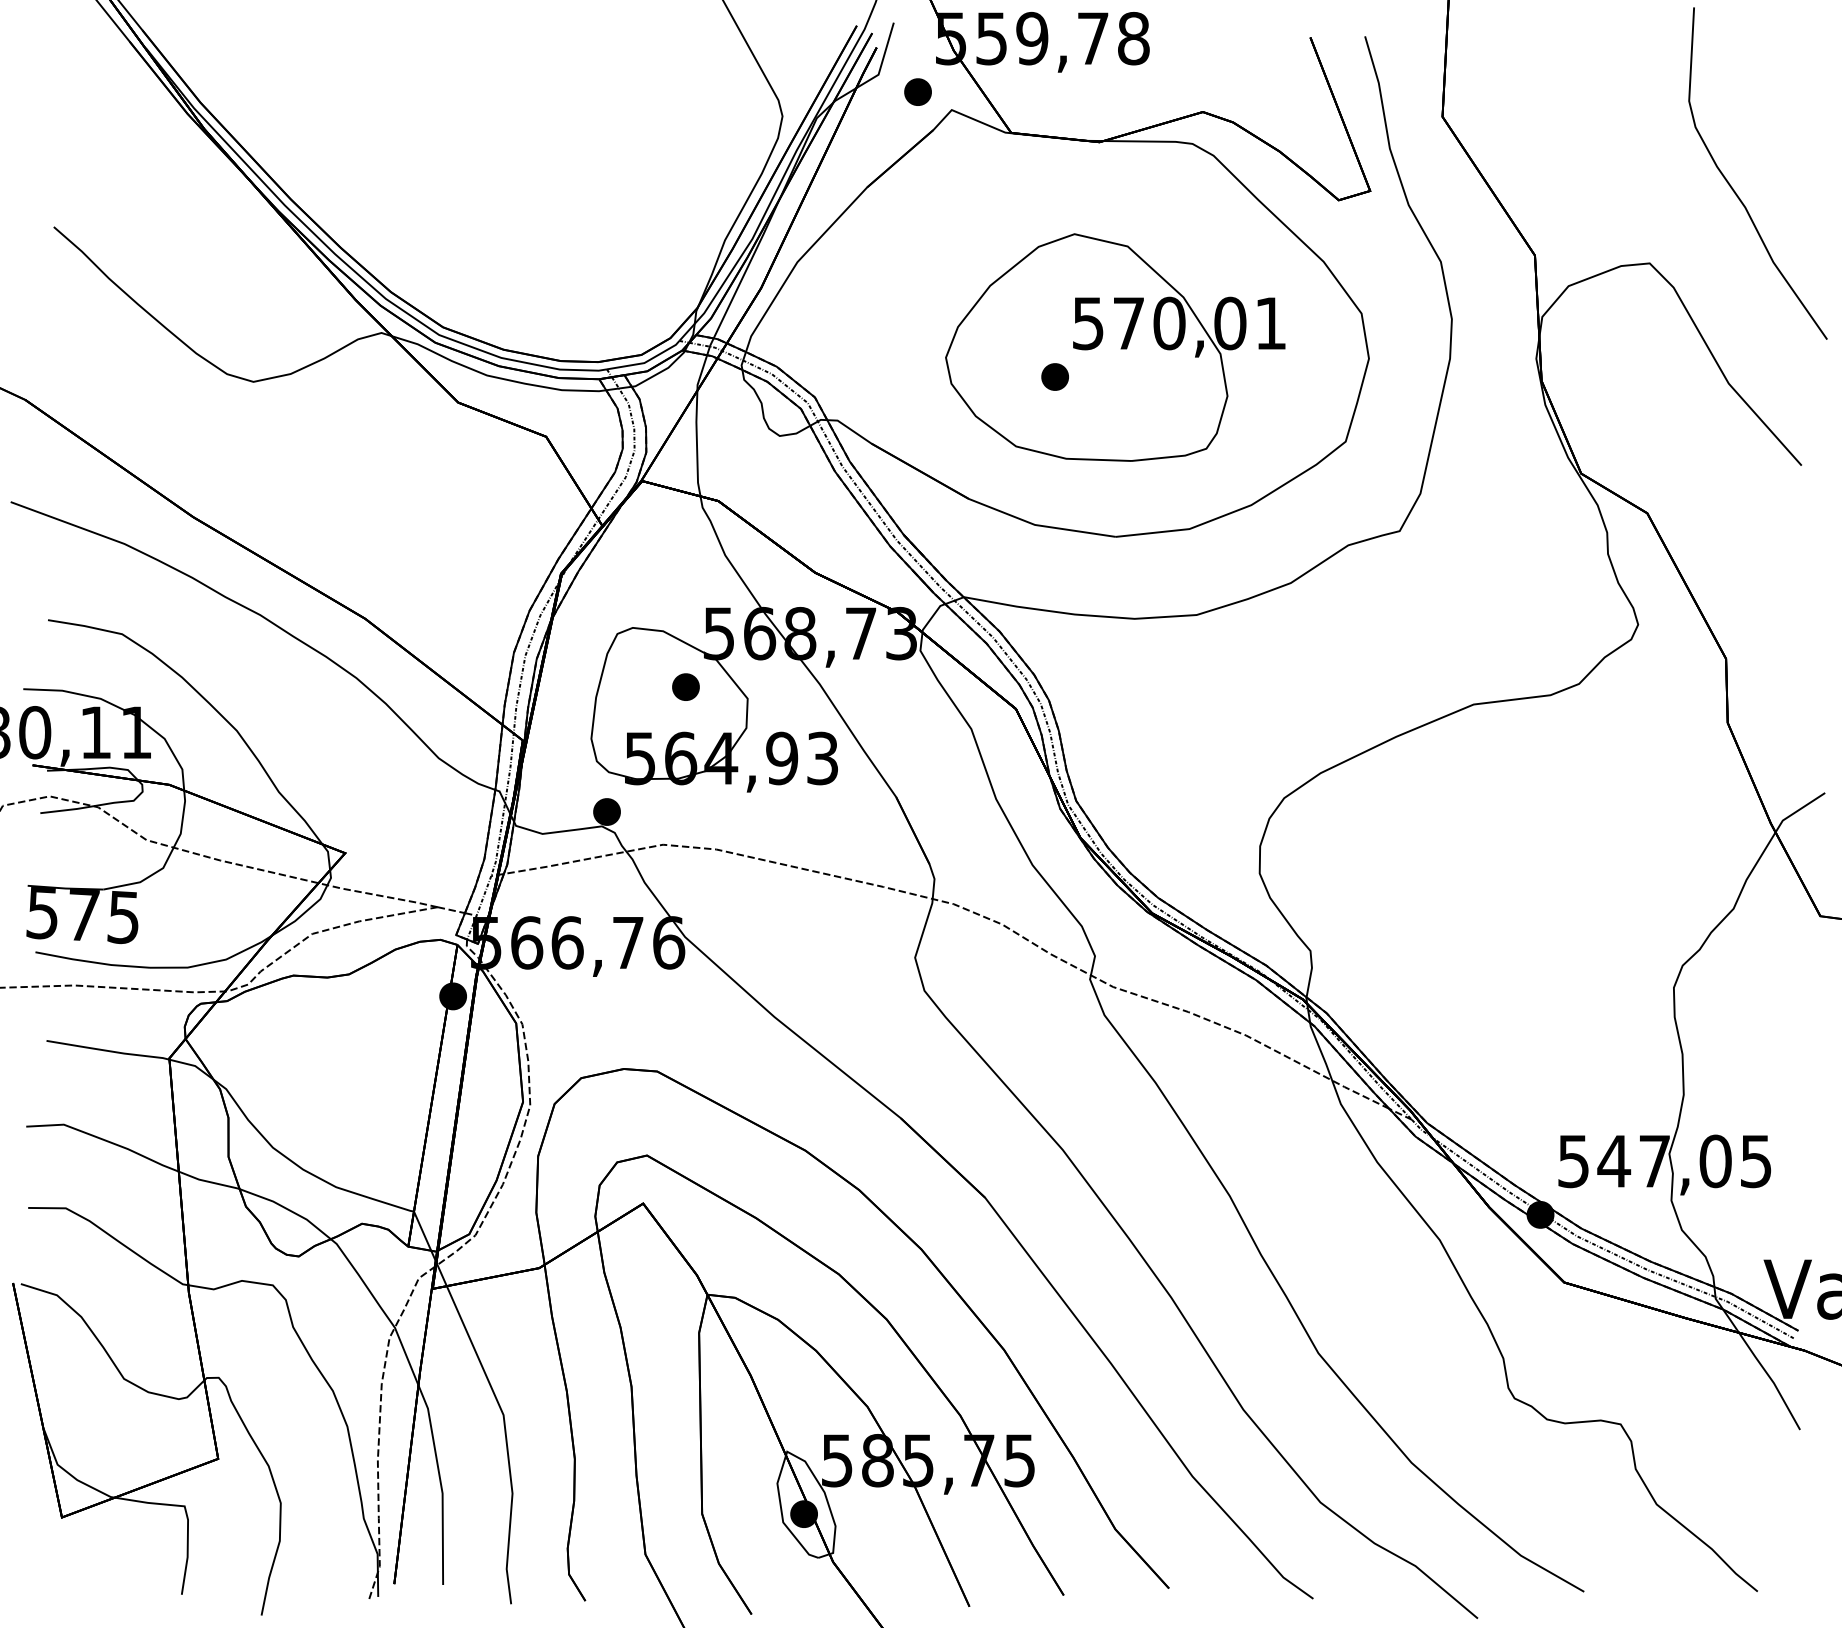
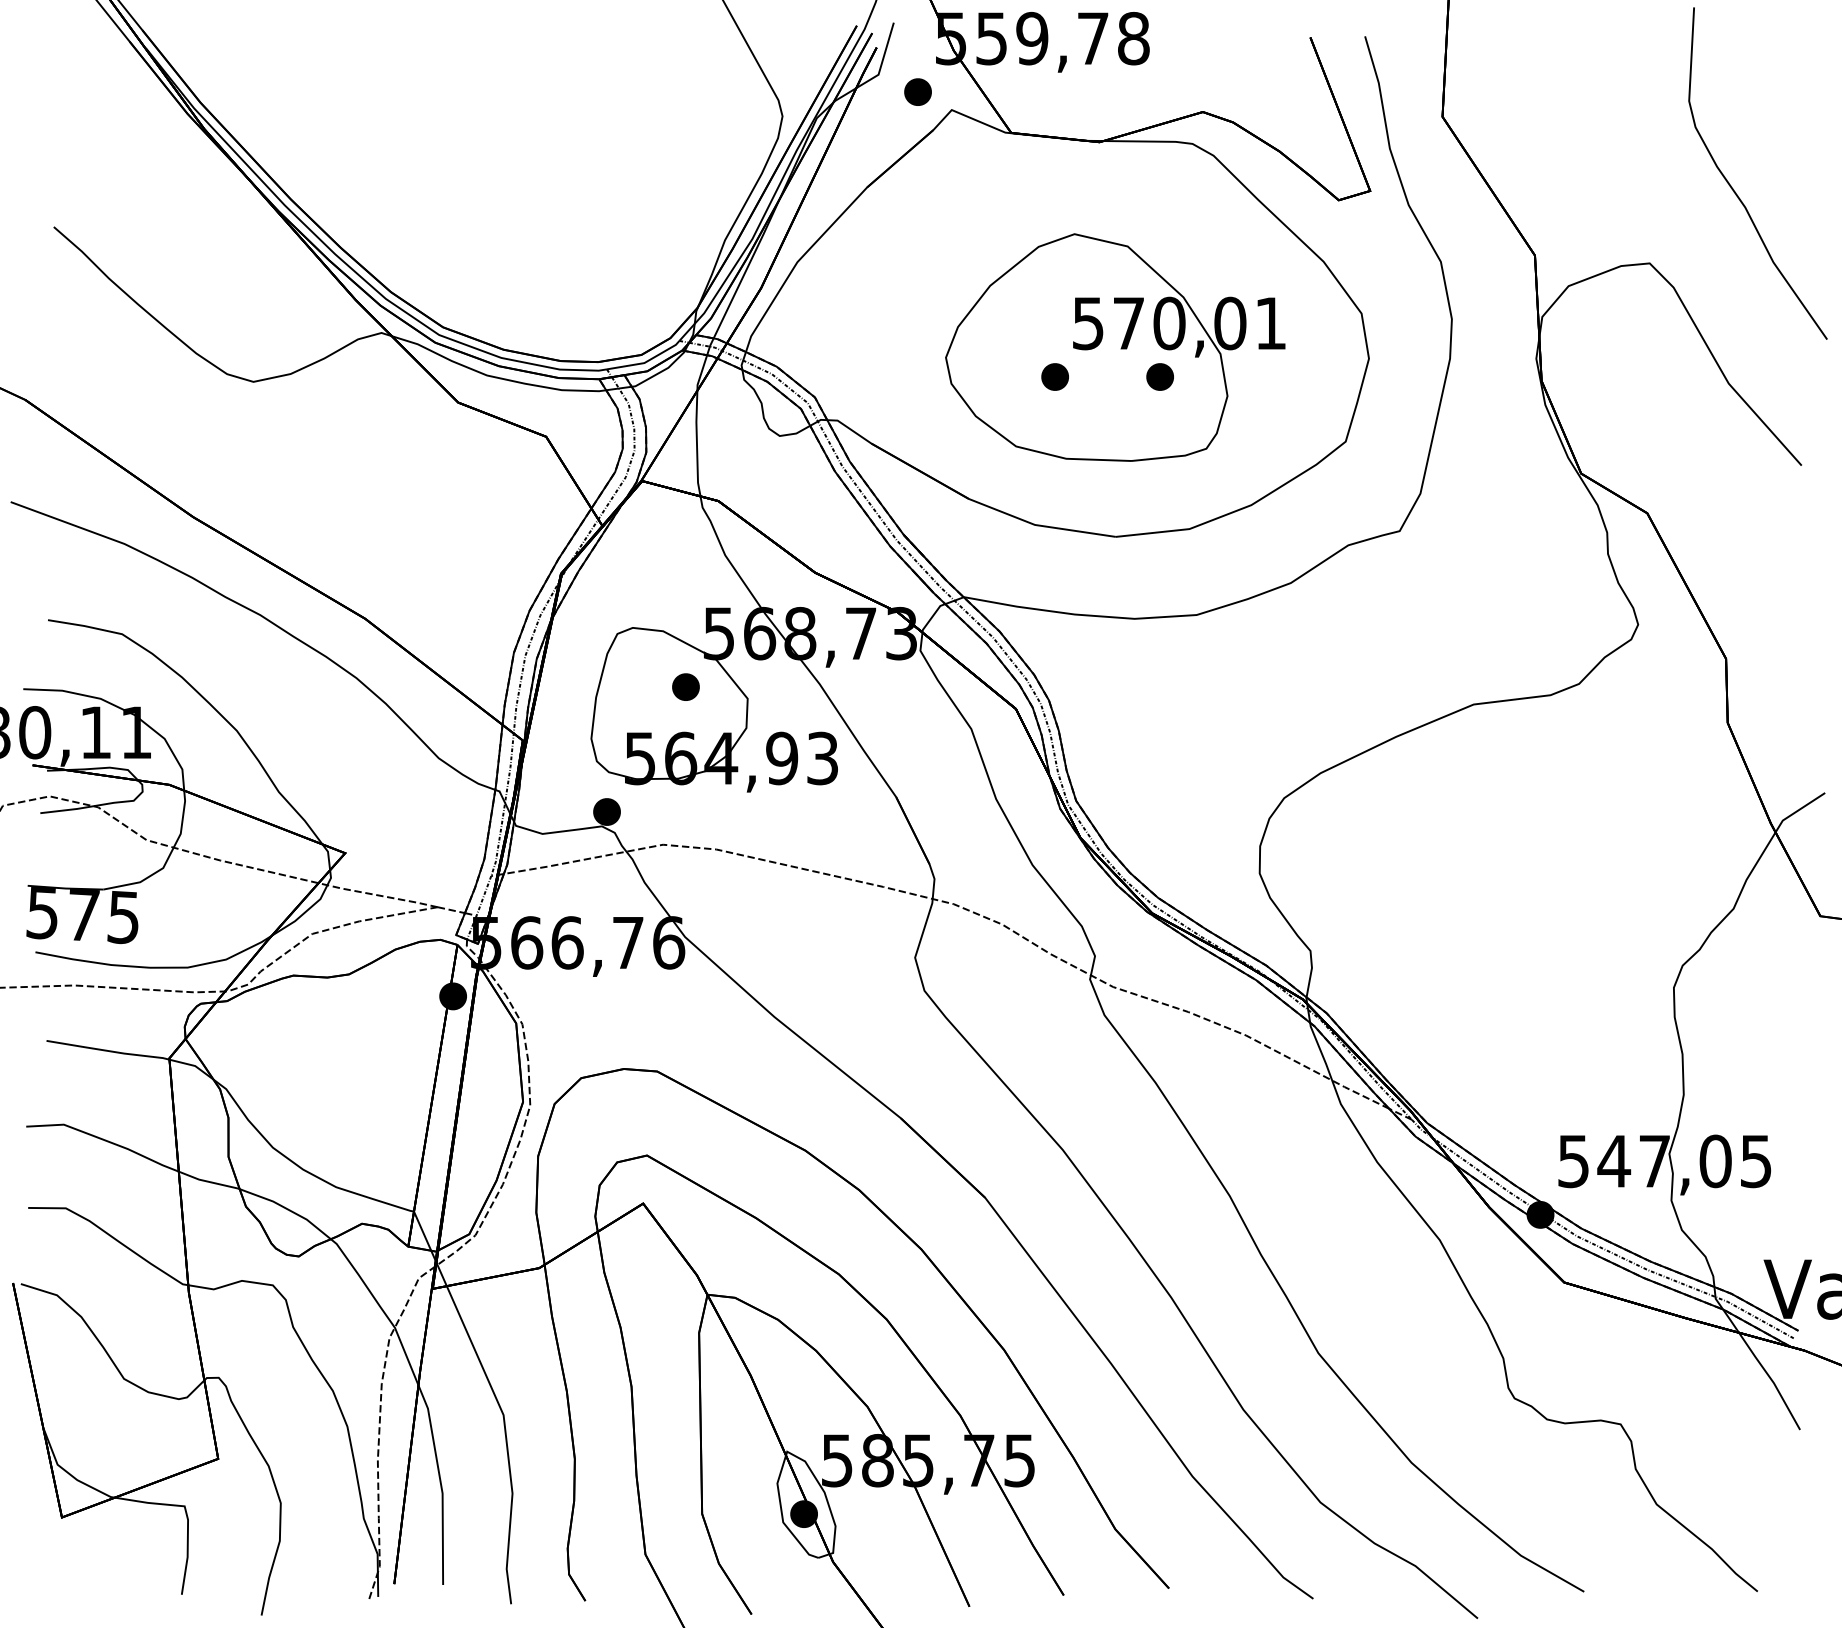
part: none -> present (1159, 376)
